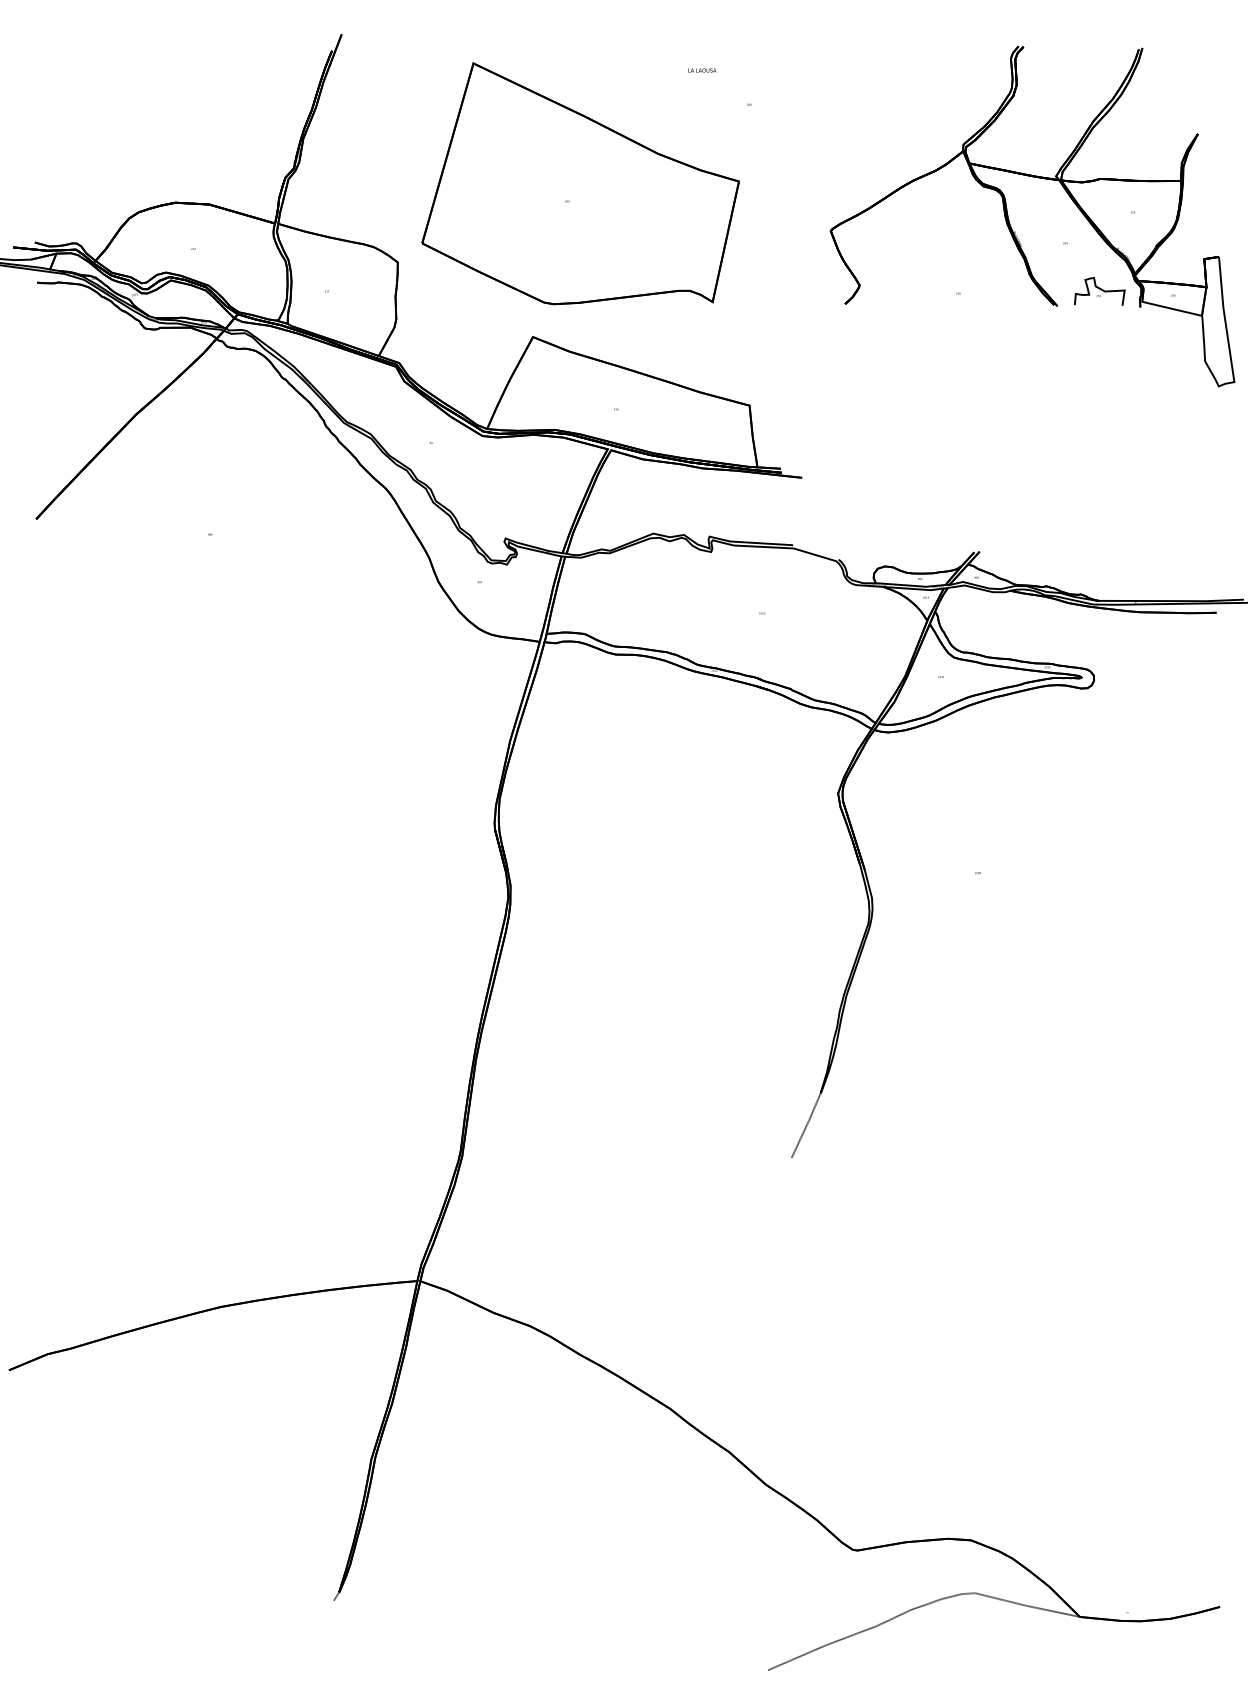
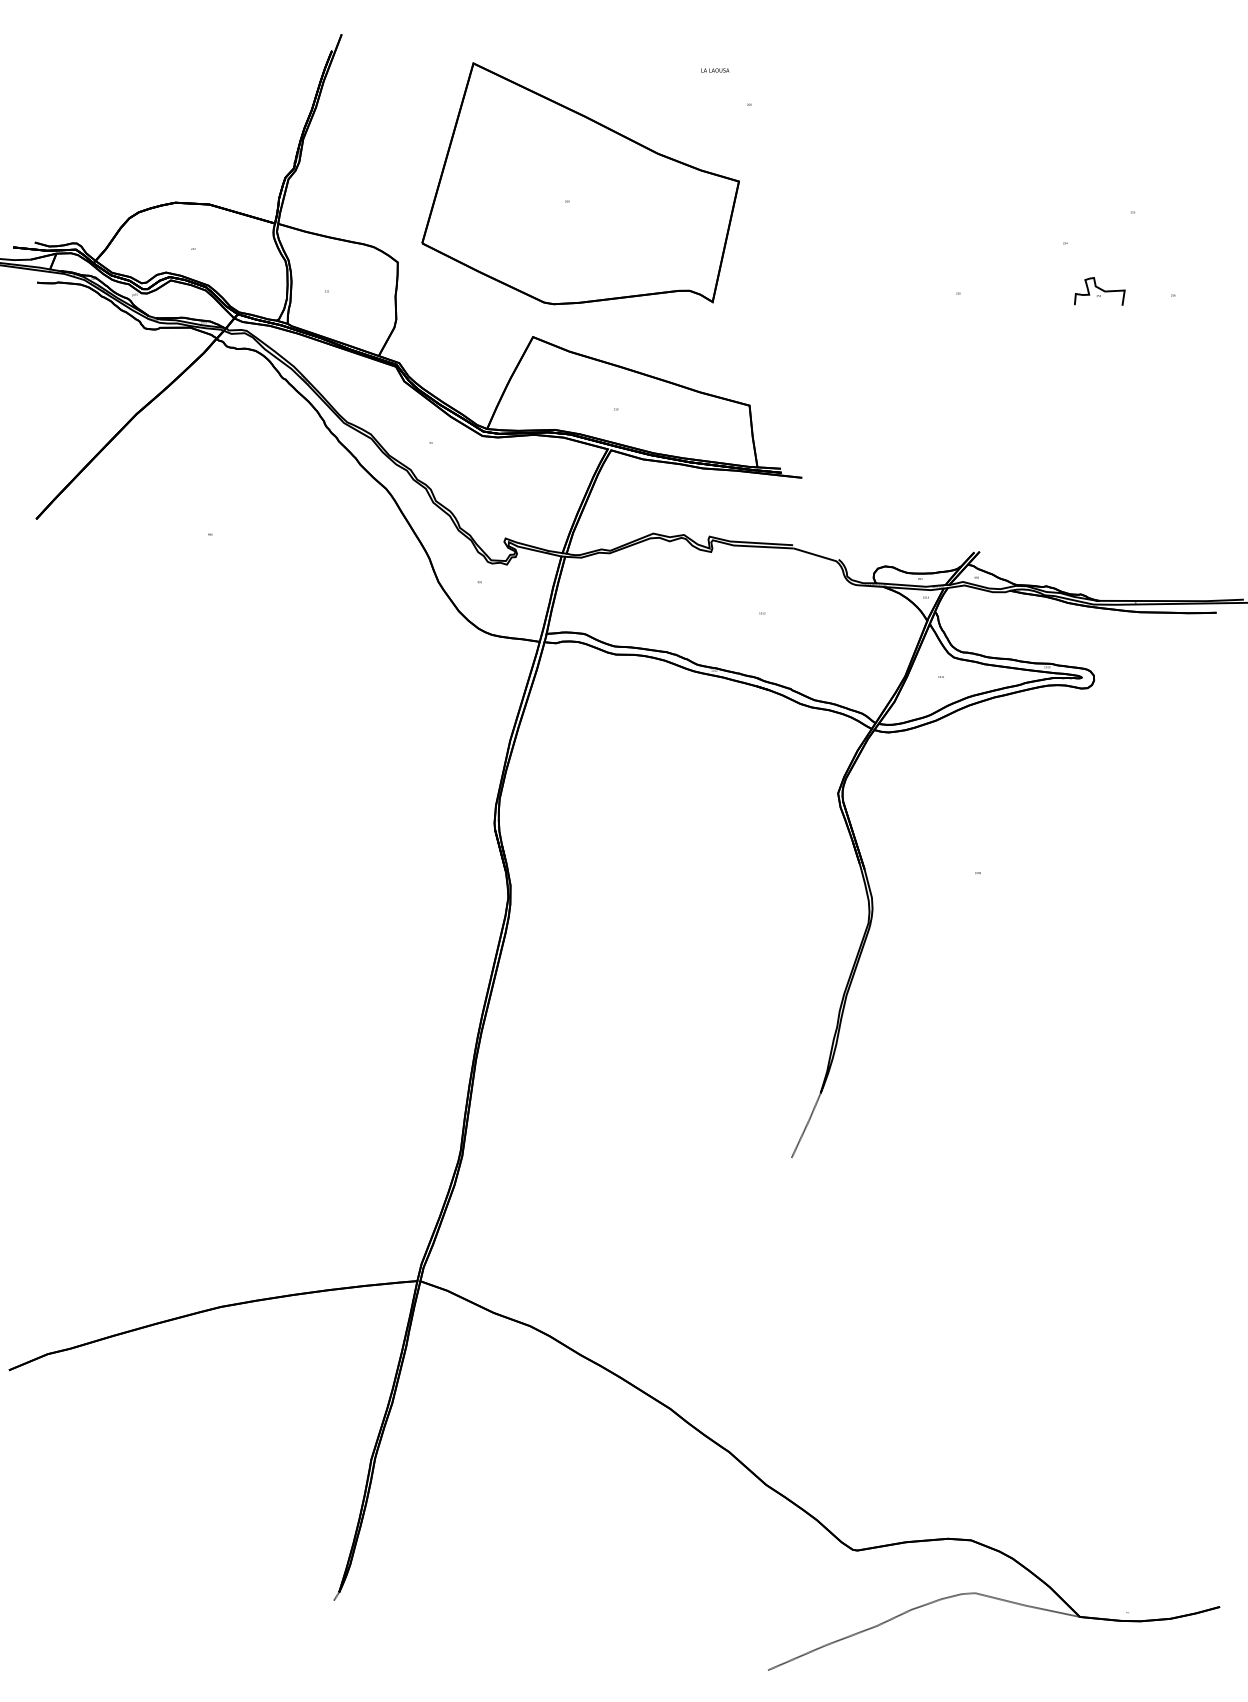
text position: (702, 70) -> (715, 70) (715, 70)
part: present -> none (1015, 231)
